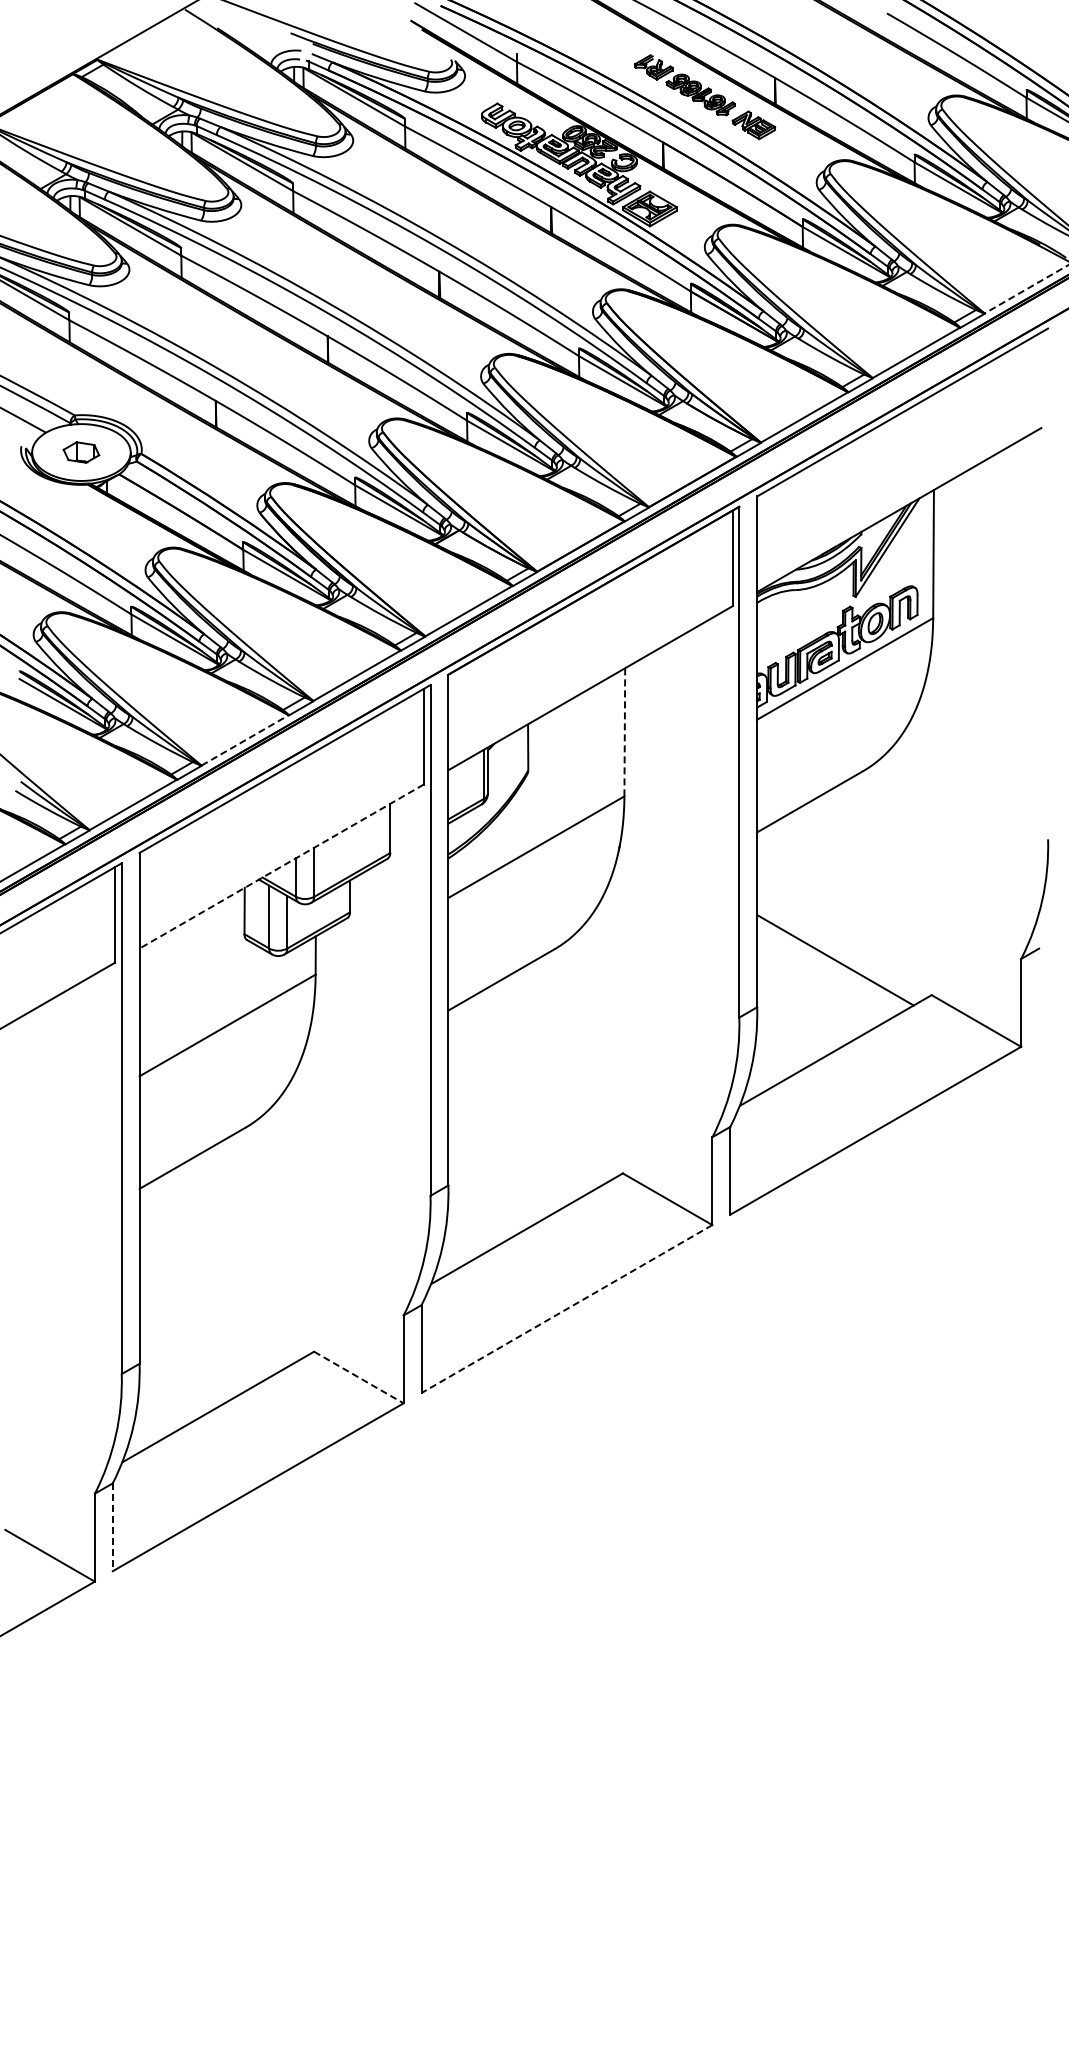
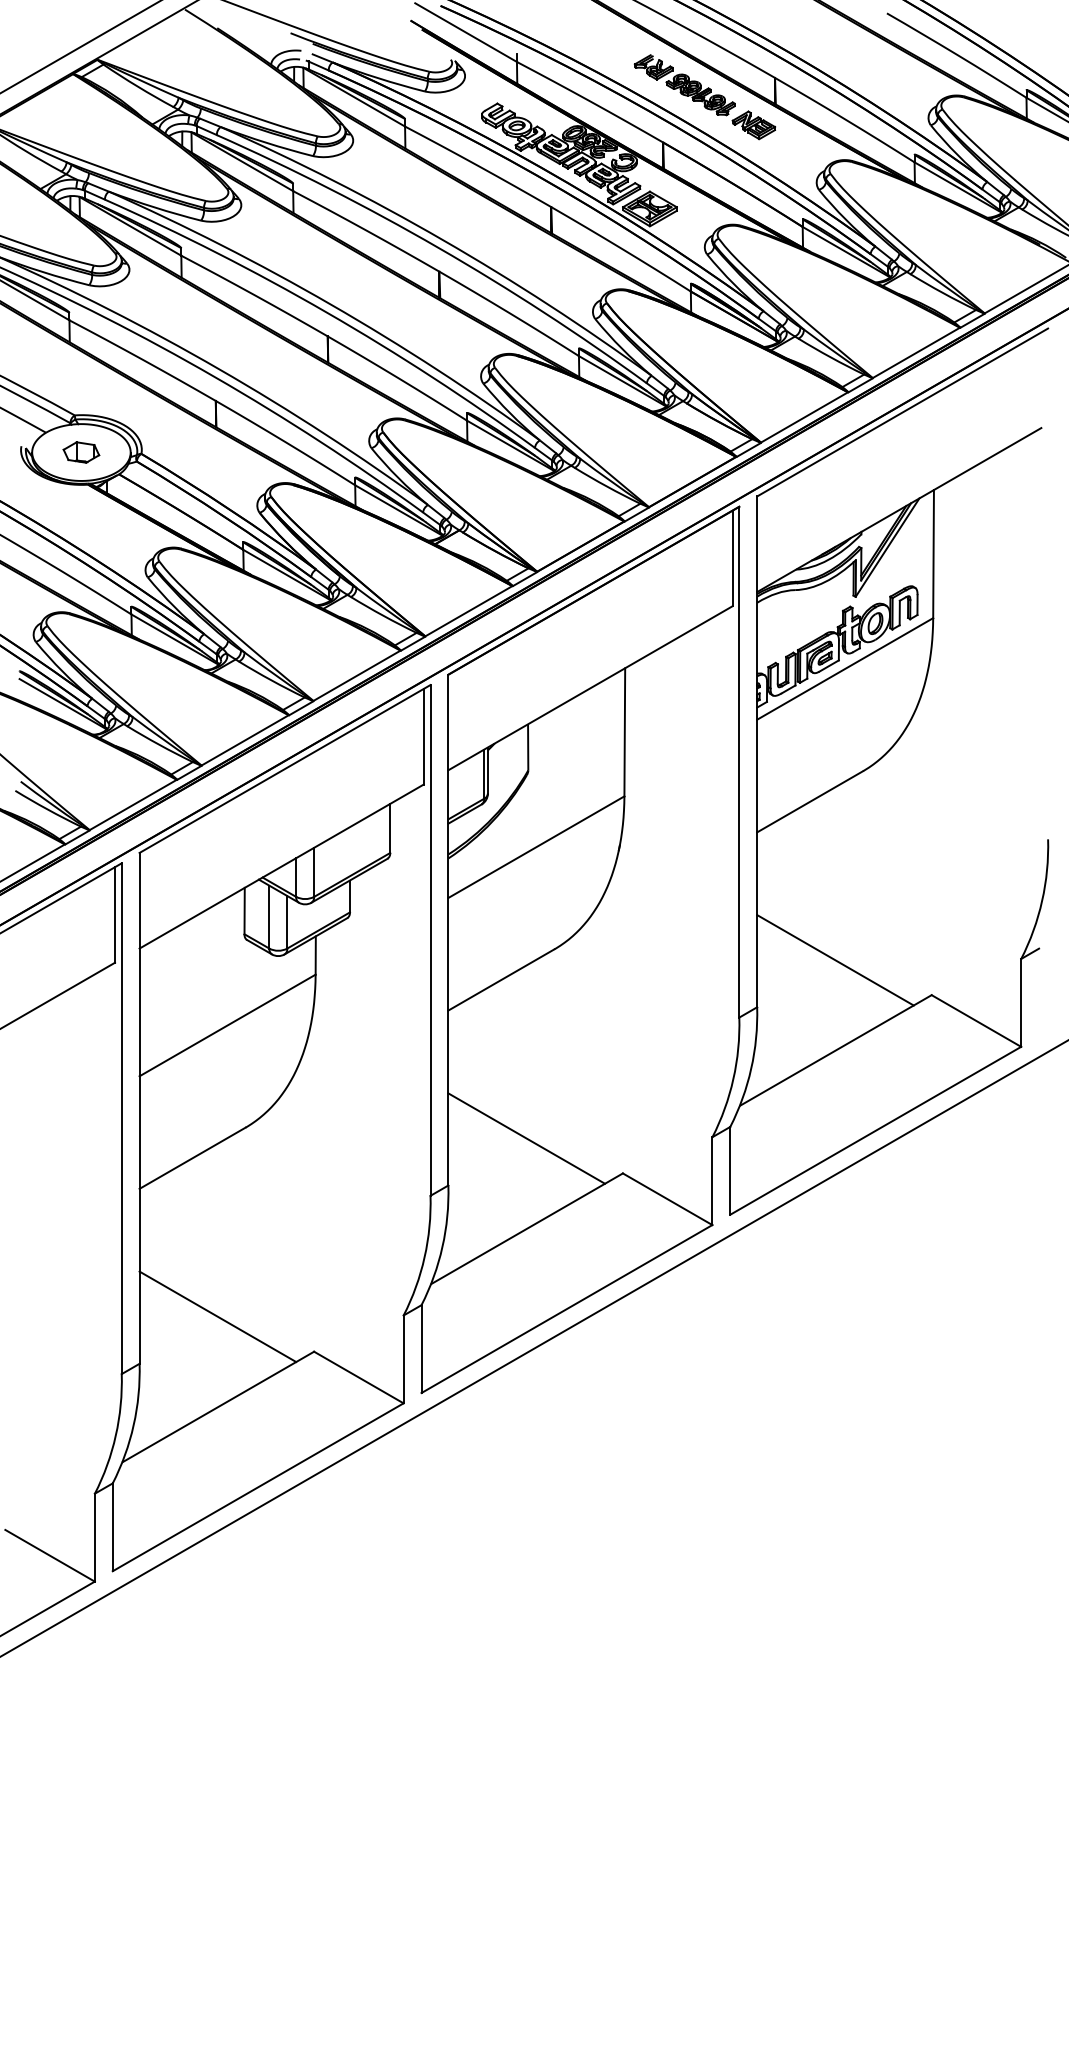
line: none -> present (80, 47)
line: dashed -> solid (1026, 289)
line: dashed -> solid (624, 731)
line: dashed -> solid (245, 740)
line: dashed -> solid (281, 866)
line: none -> present (526, 1138)
line: dashed -> solid (566, 1309)
line: none -> present (217, 1316)
line: none -> present (533, 1348)
line: dashed -> solid (358, 1377)
line: dashed -> solid (112, 1527)
